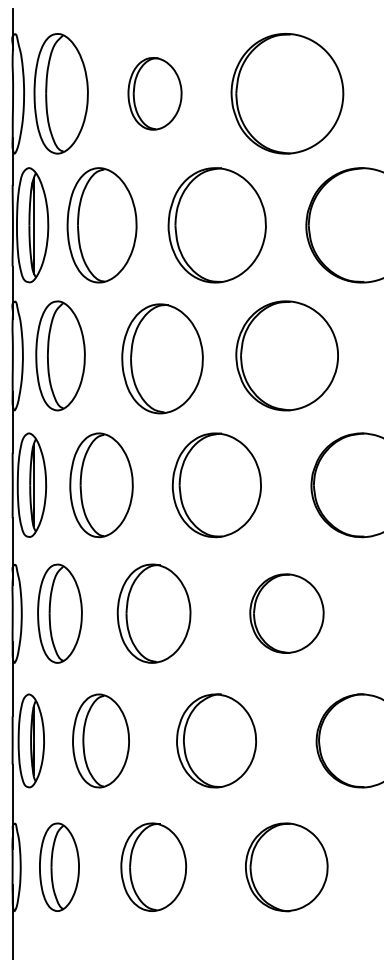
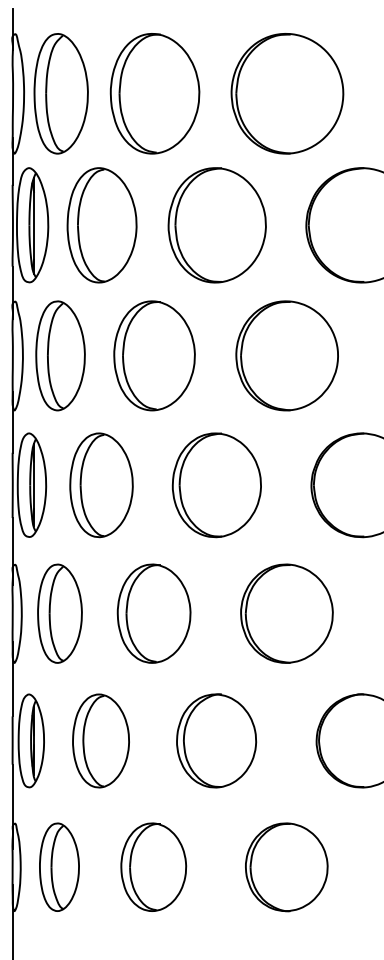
part size: 56x74 px -> 92x122 px (154, 93)
part position: (162, 358) -> (154, 355) (154, 355)
part size: 76x81 px -> 94x101 px (286, 613)
